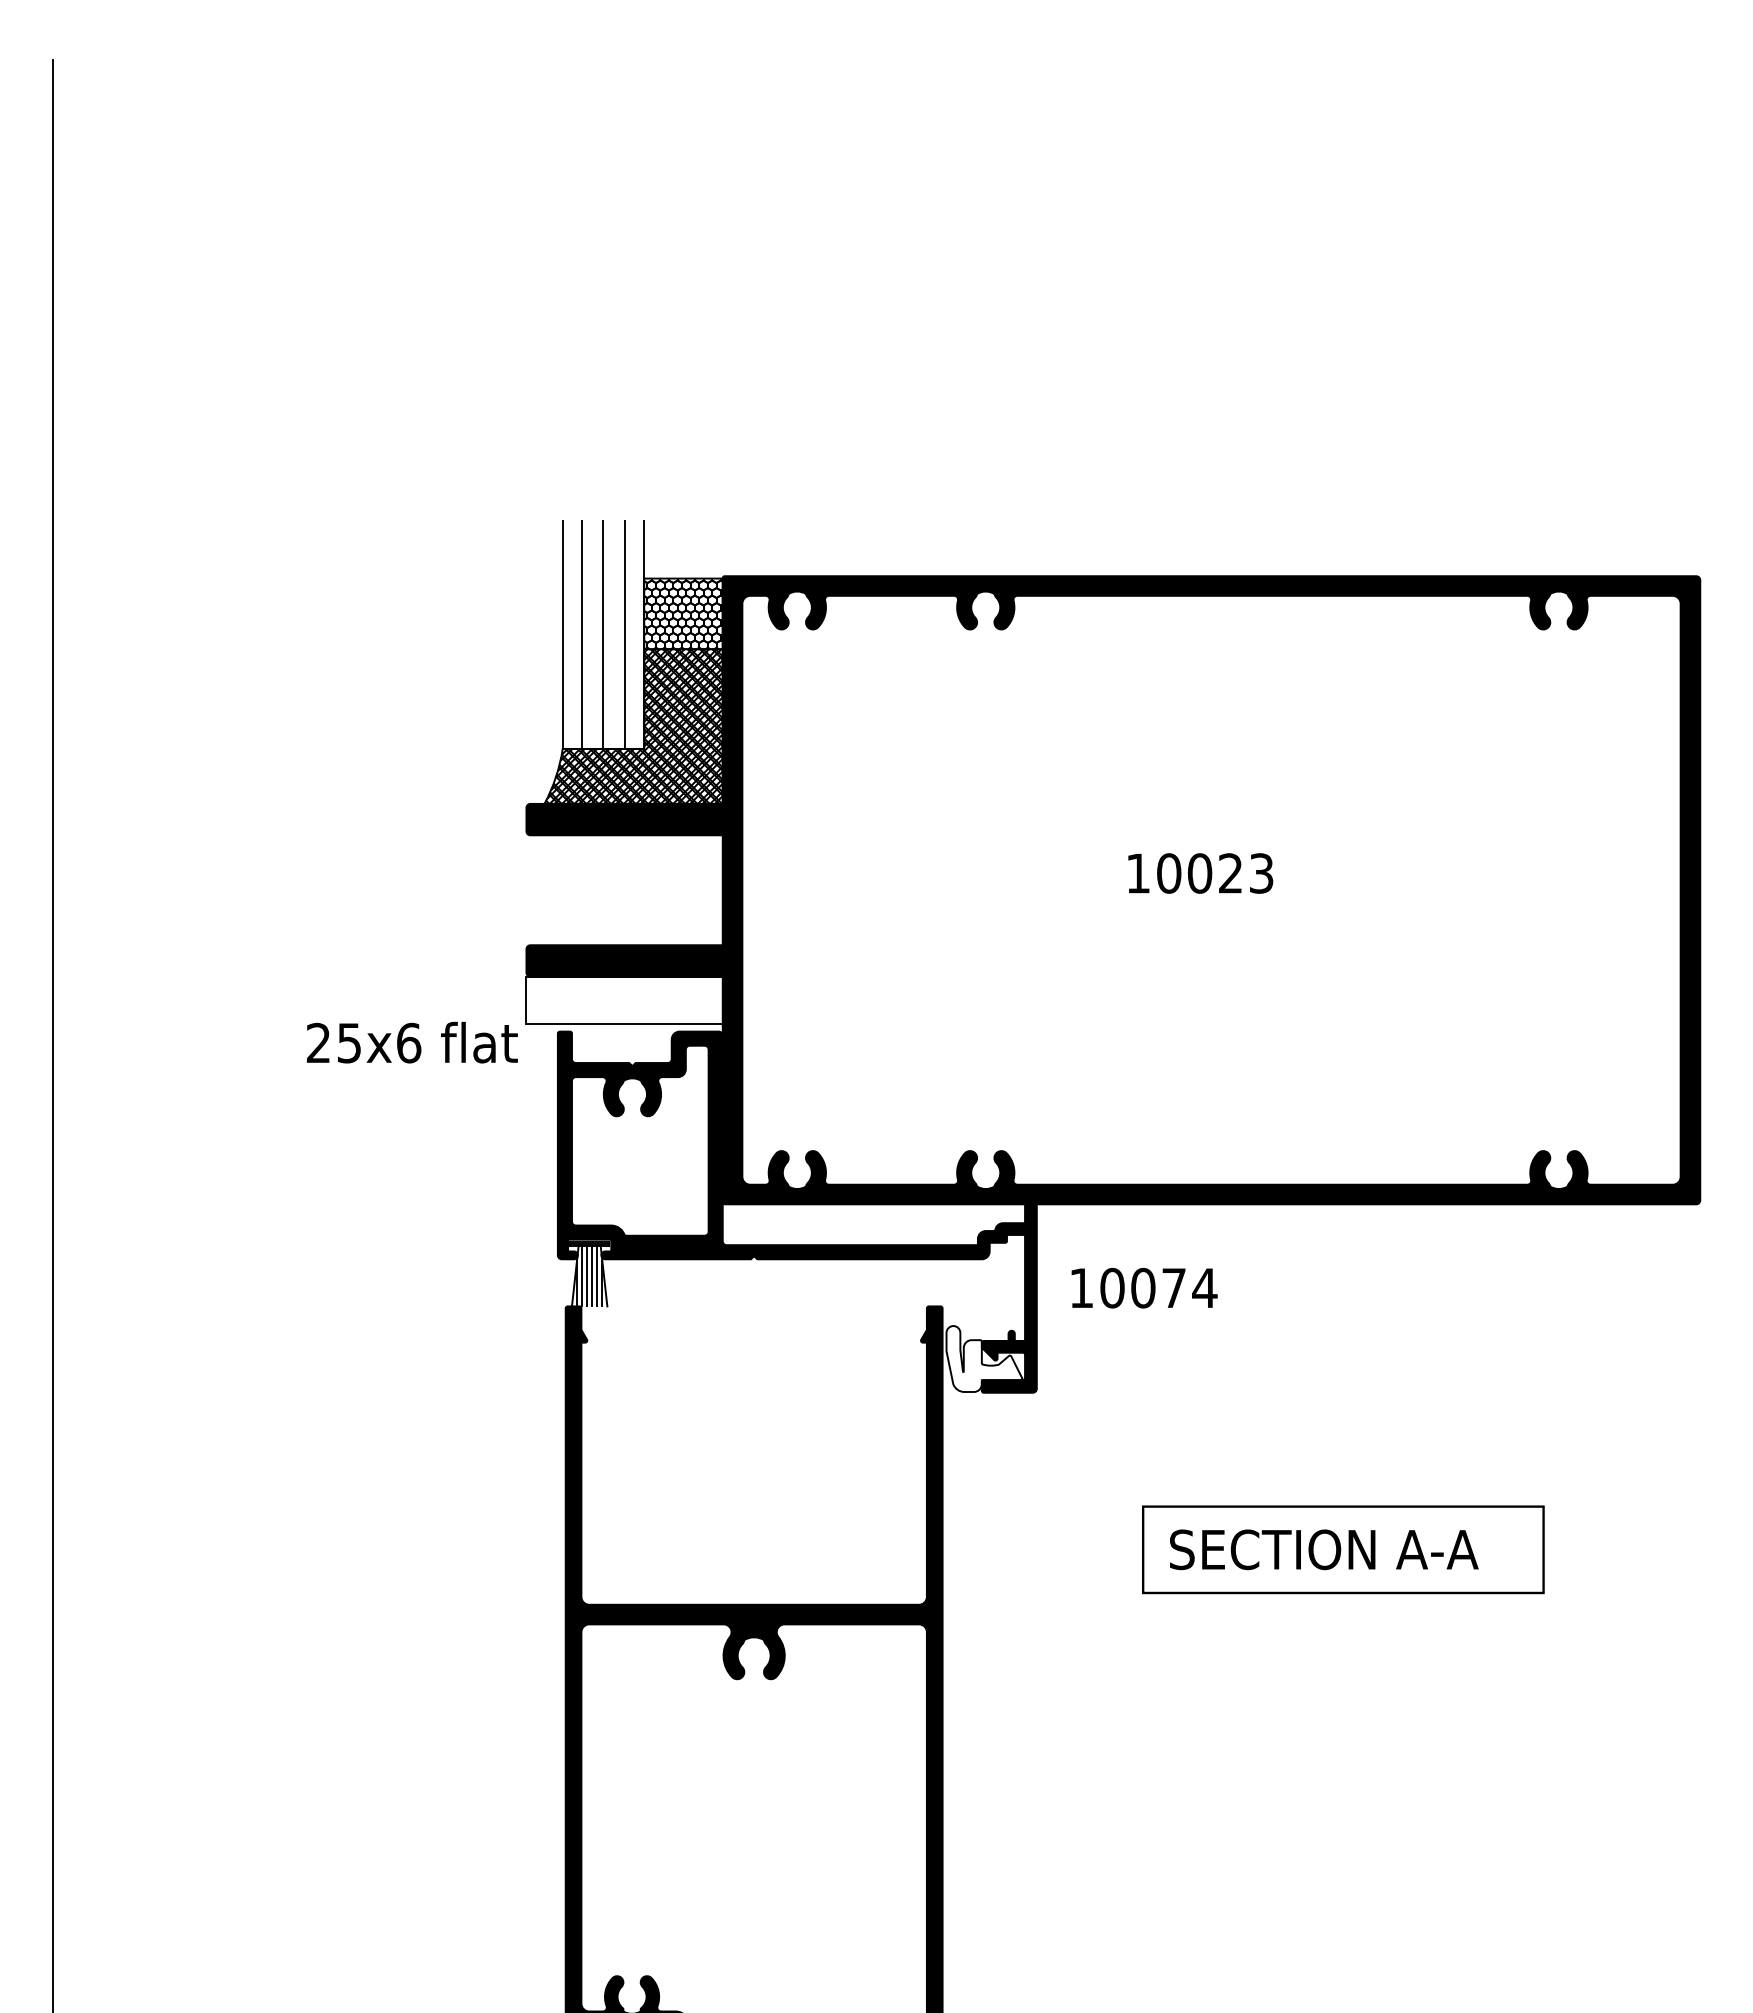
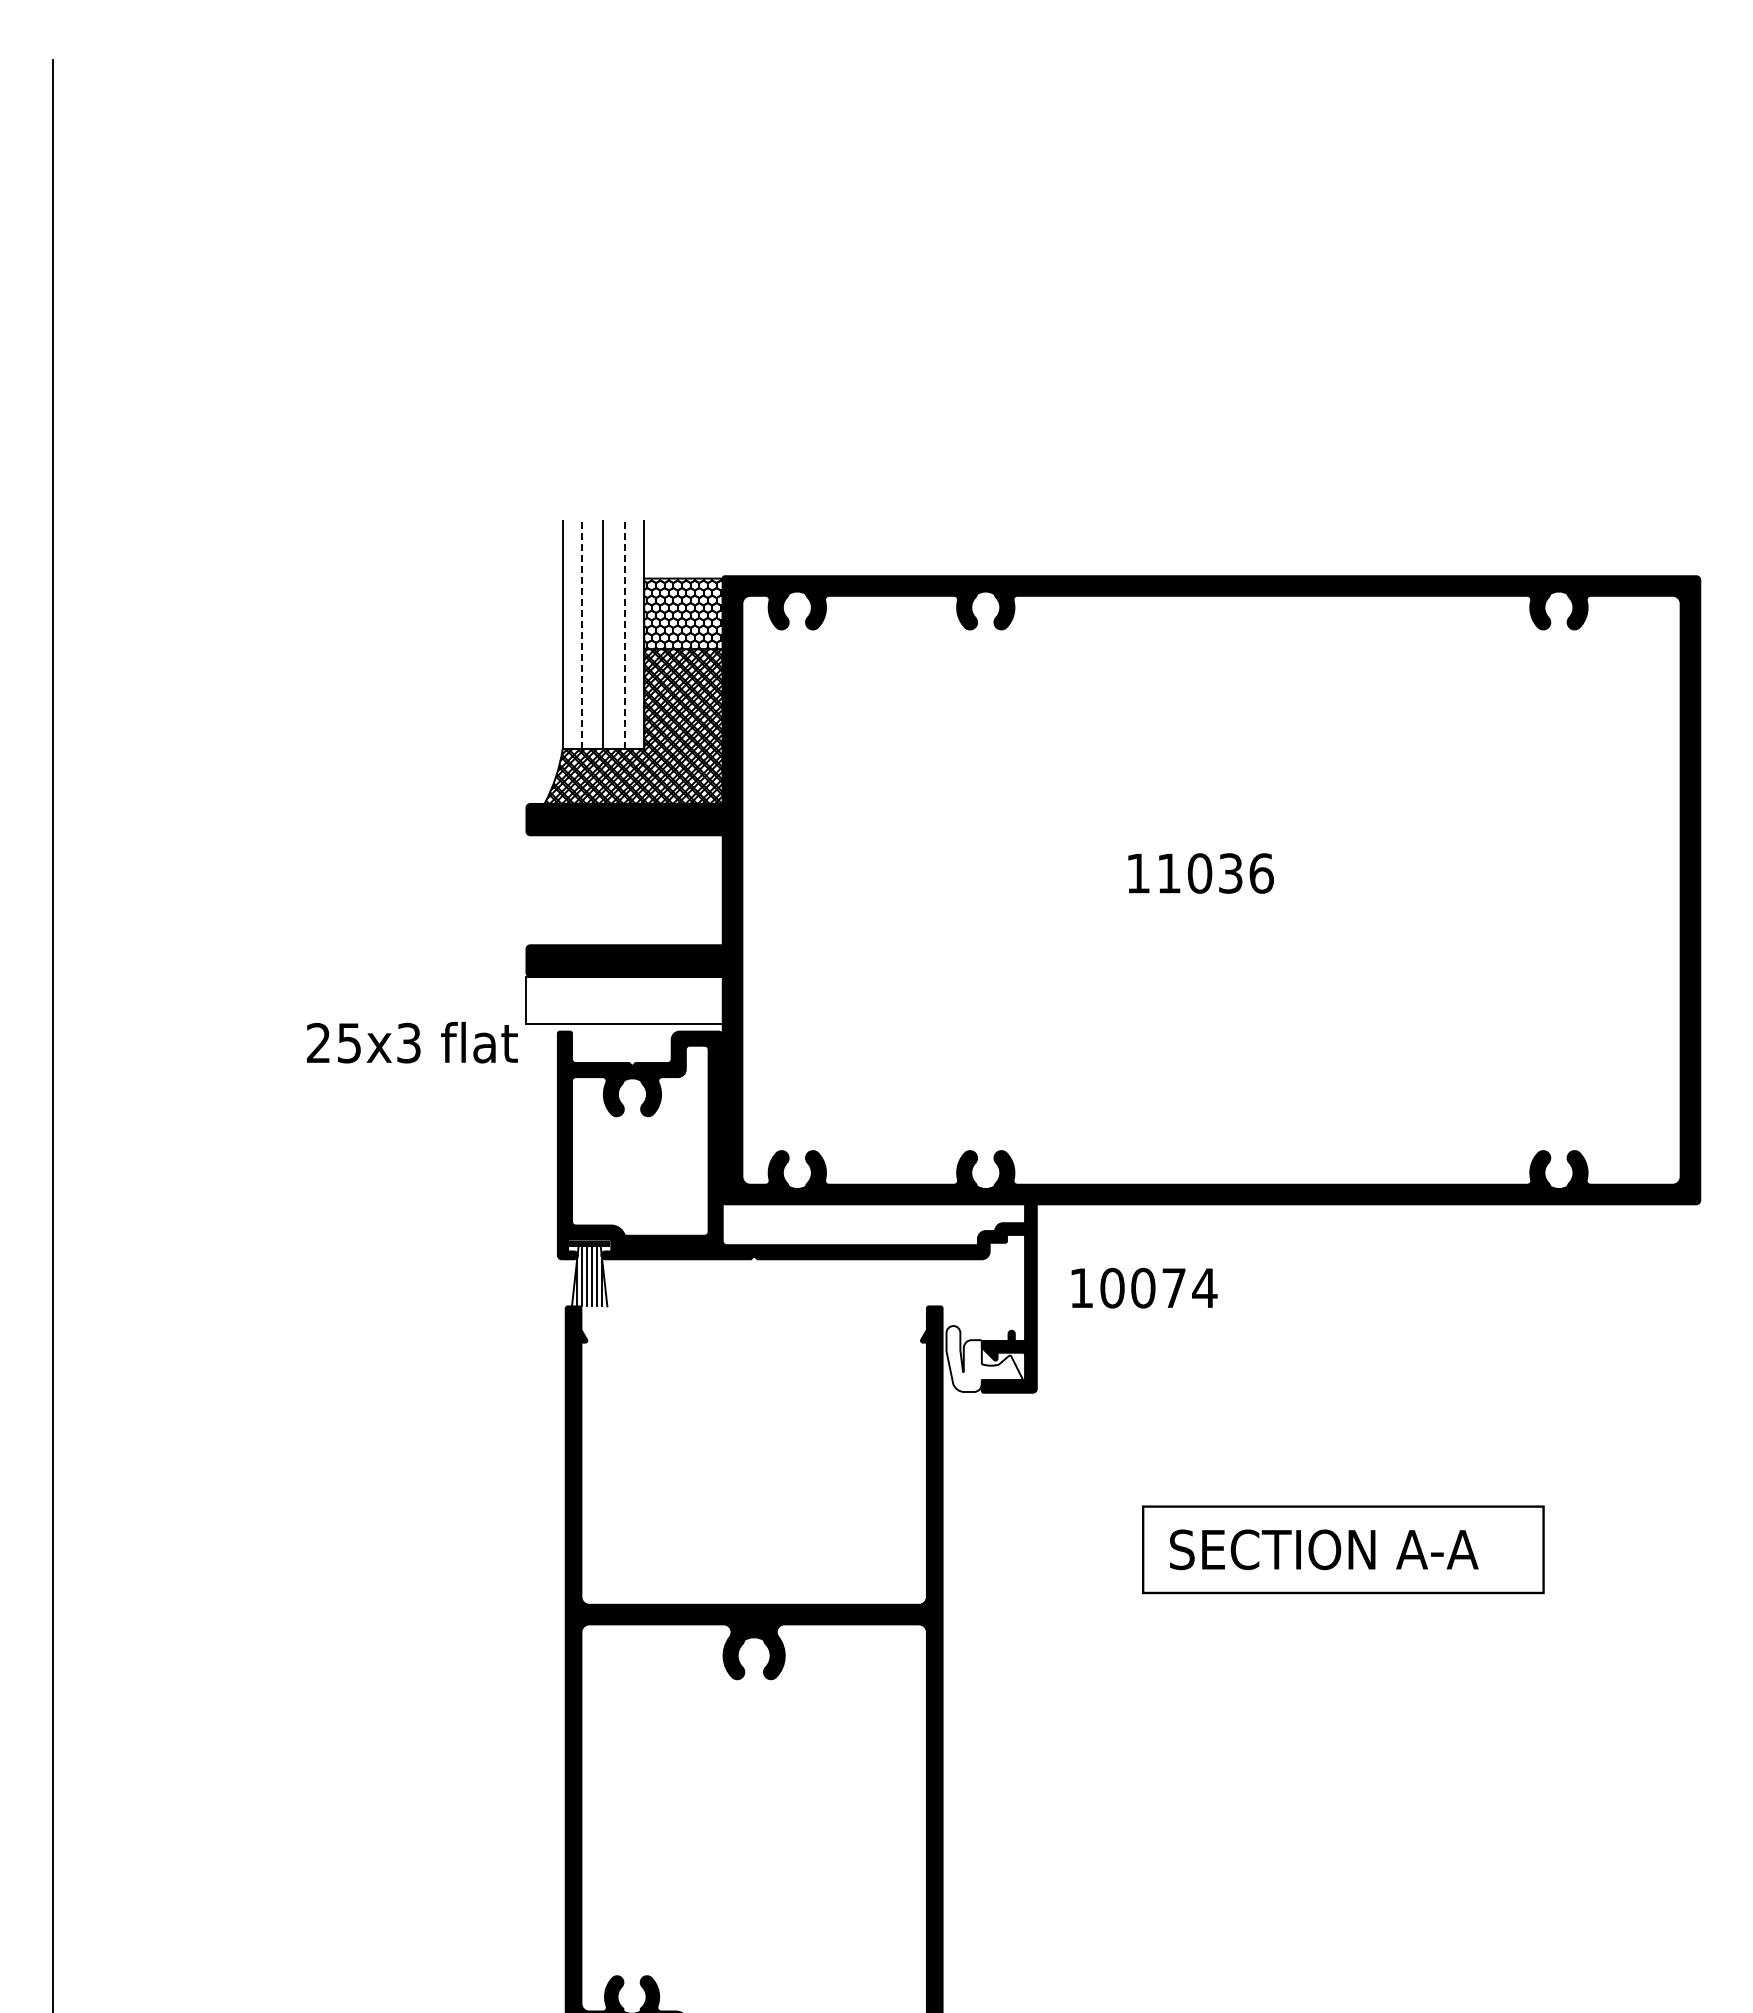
line: solid -> dashed (582, 634)
line: solid -> dashed (624, 634)
text: 10023 -> 11036 (1215, 873)
text: 25x6 -> 25x3 (409, 1042)
